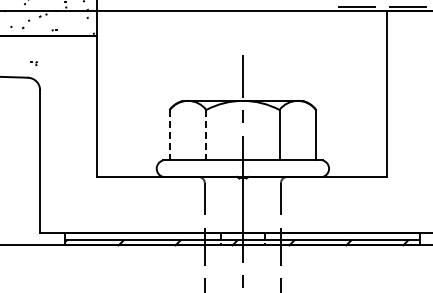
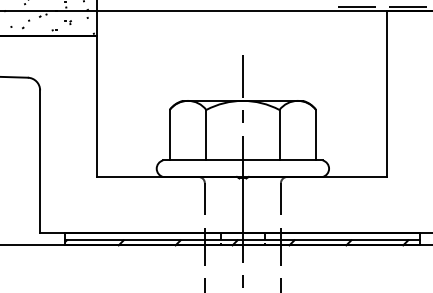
part position: (33, 63) -> (67, 22) (67, 22)
line: dashed -> solid (169, 135)
line: dashed -> solid (206, 135)
